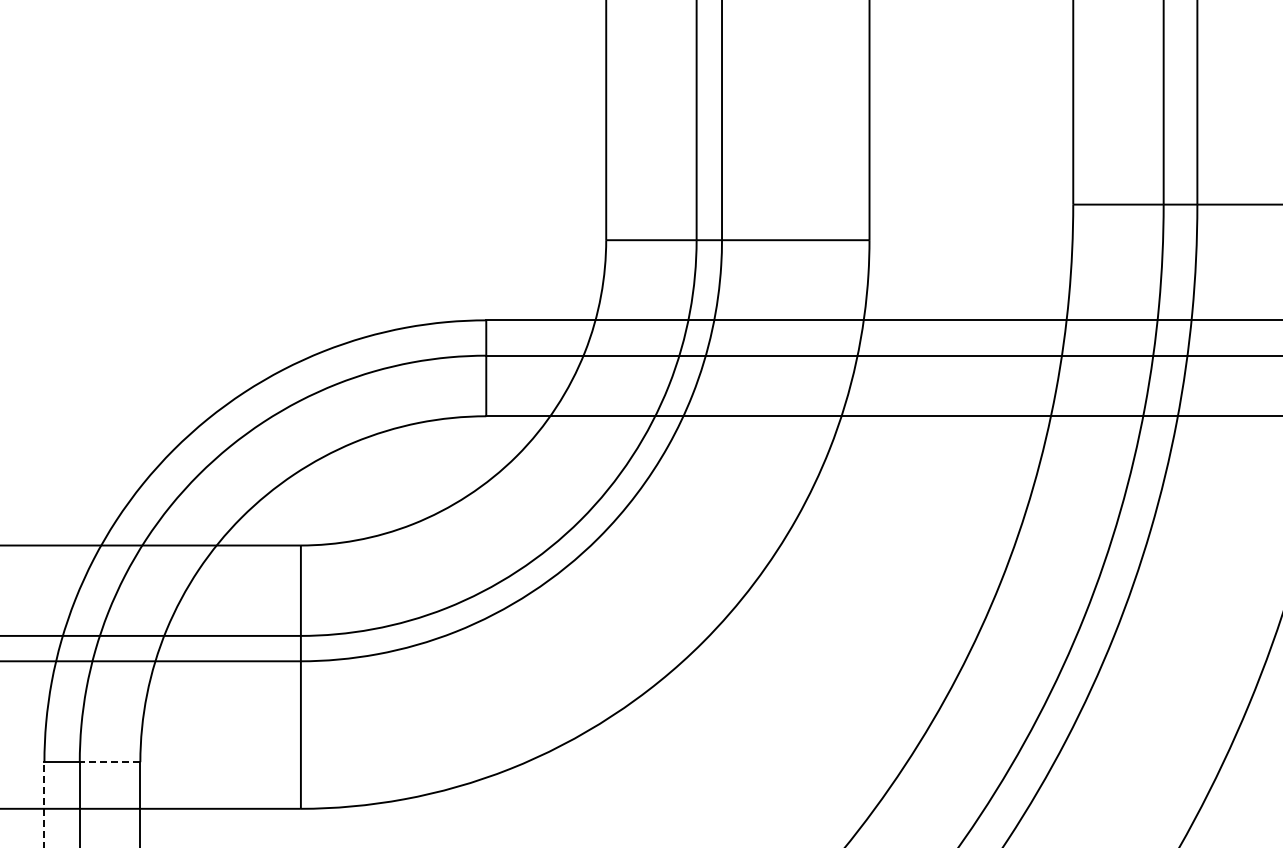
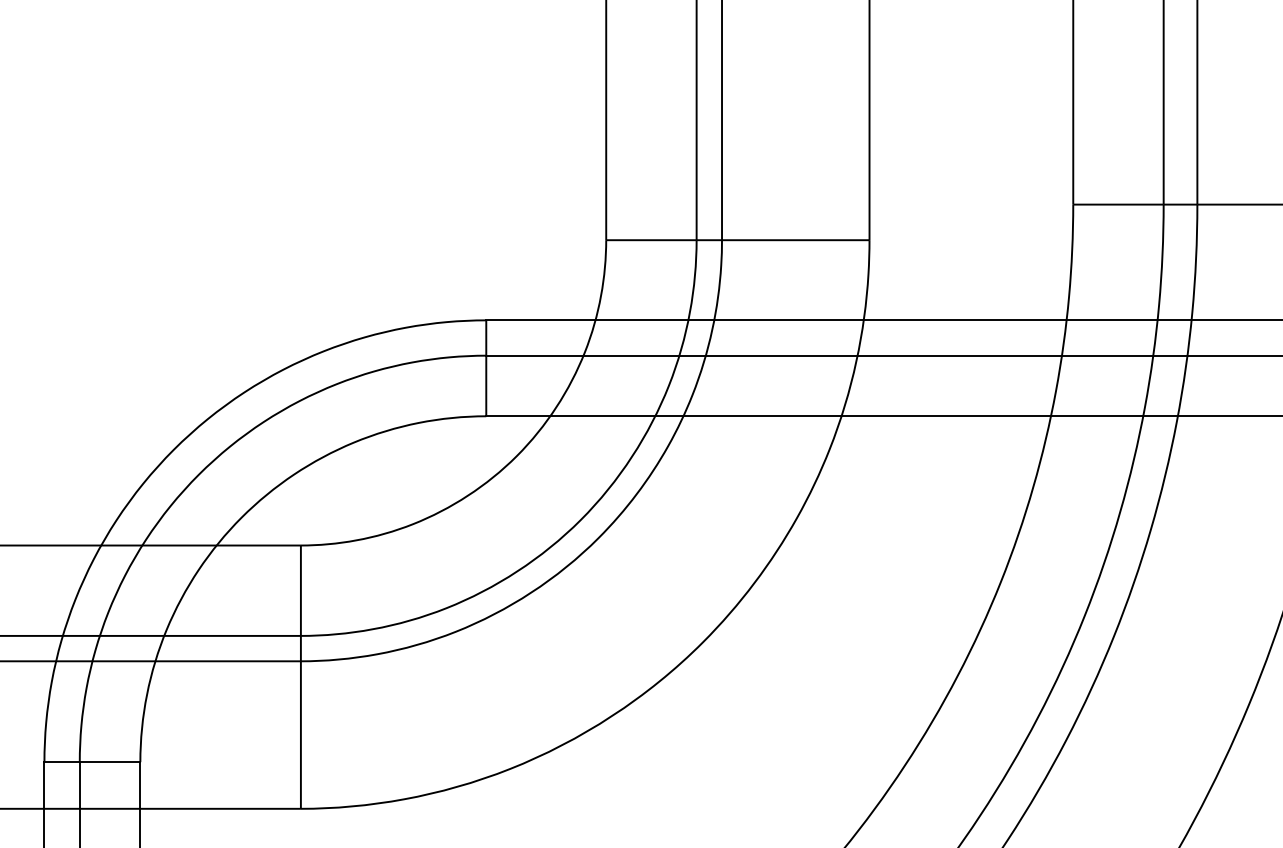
line: dashed -> solid (109, 762)
line: dashed -> solid (44, 804)
